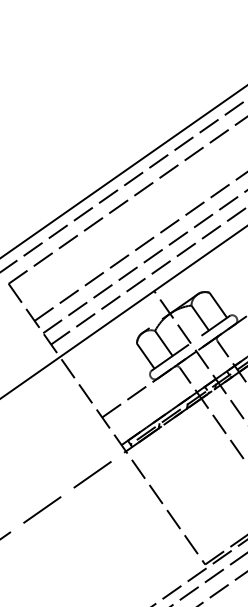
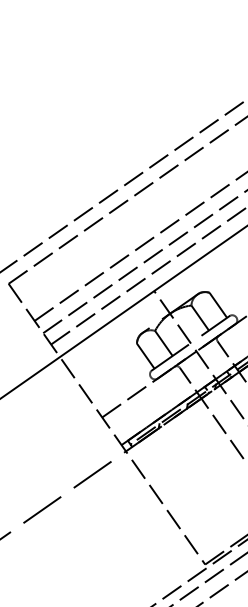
line: present -> none (123, 171)
